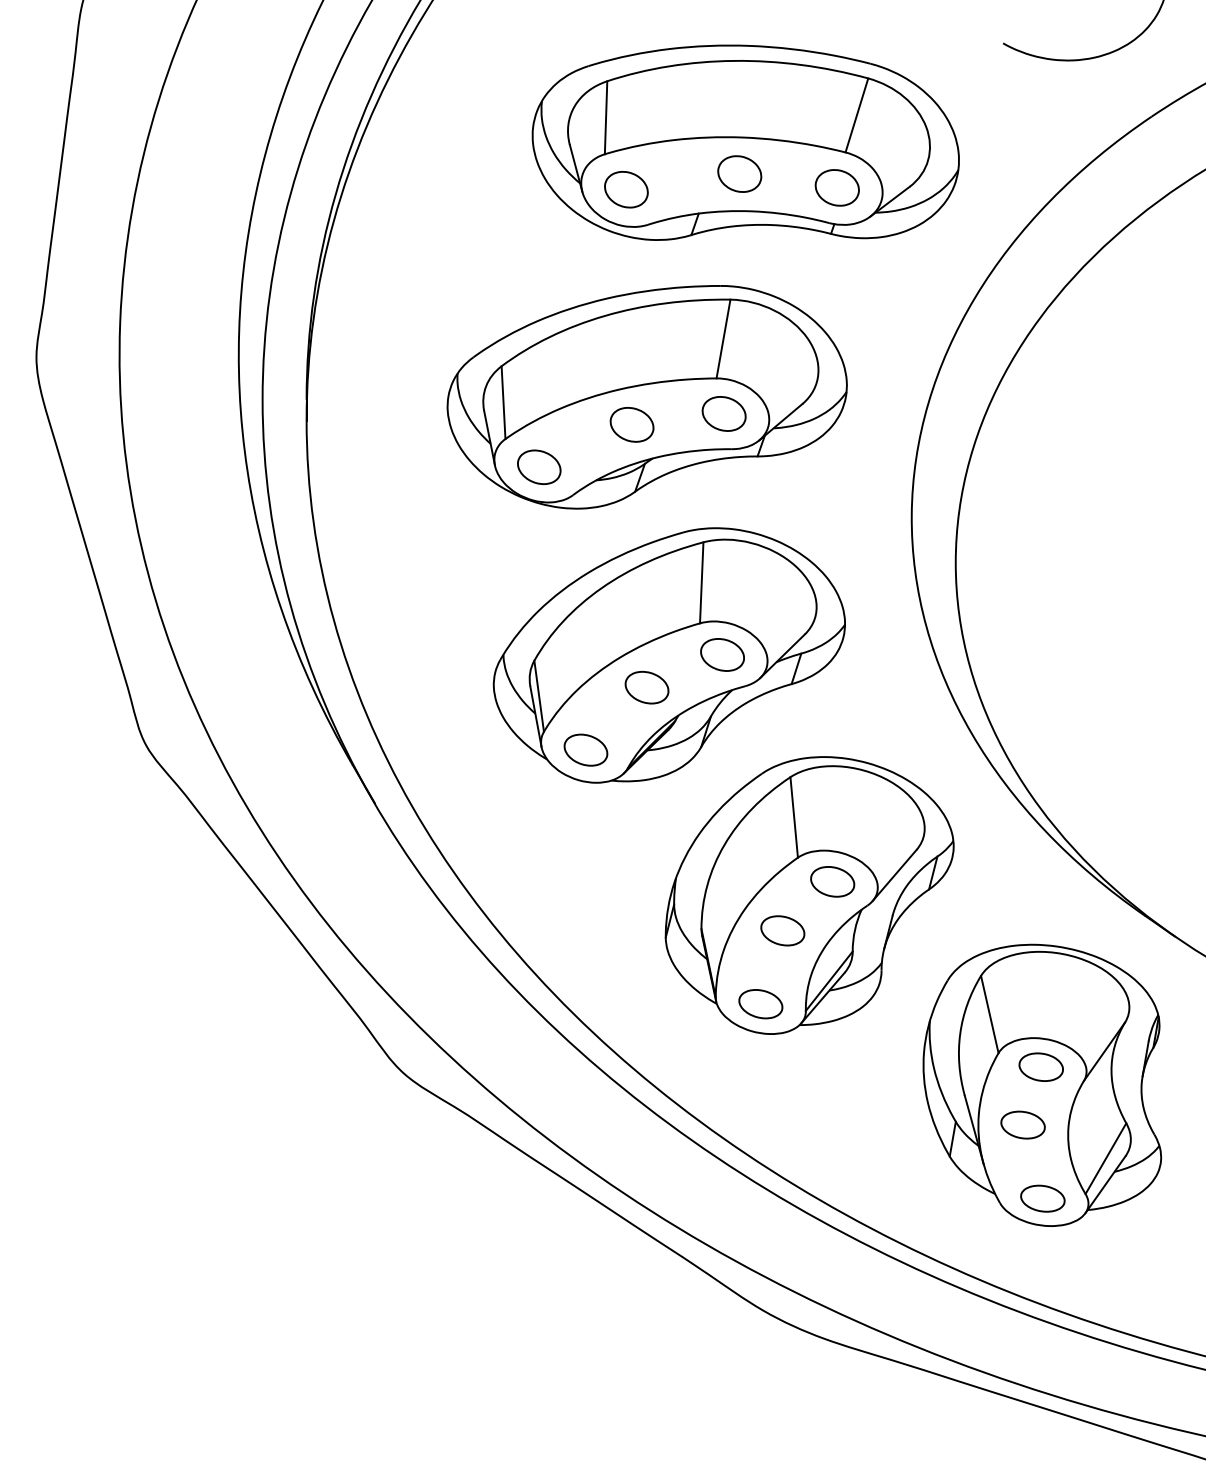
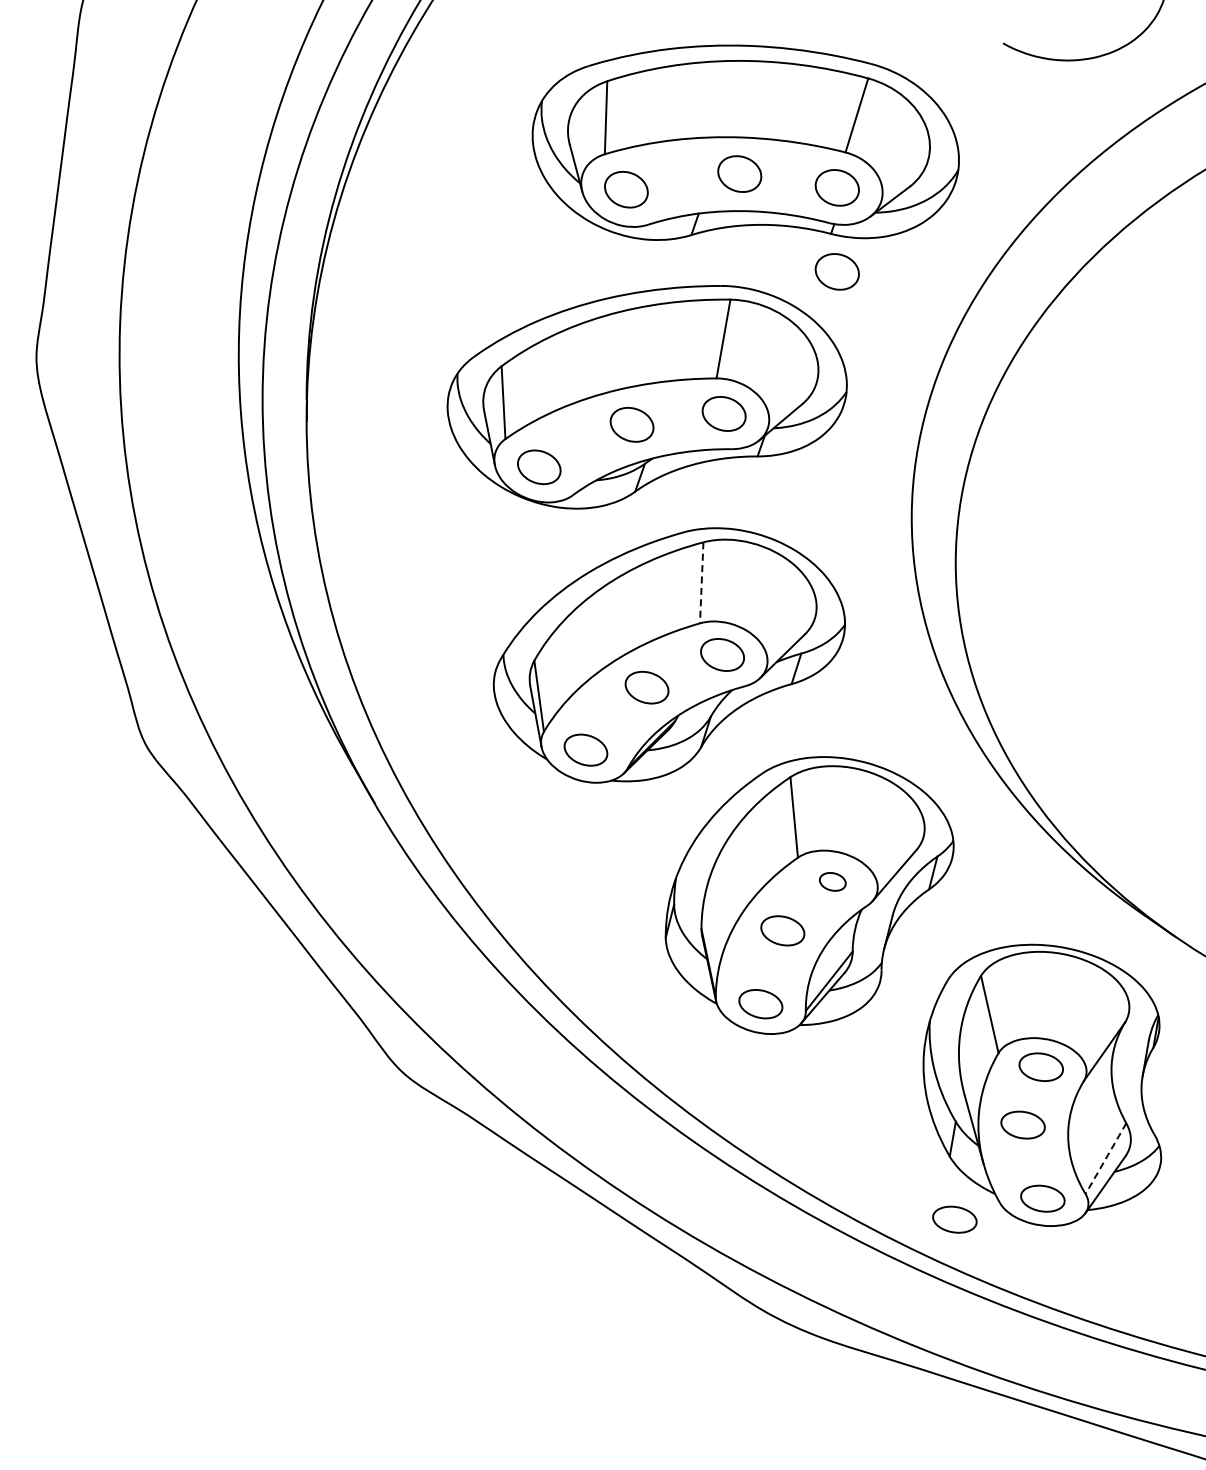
part: none -> present (836, 271)
line: solid -> dashed (701, 582)
part size: 46x32 px -> 28x20 px (832, 881)
line: solid -> dashed (1105, 1158)
part: none -> present (954, 1219)
